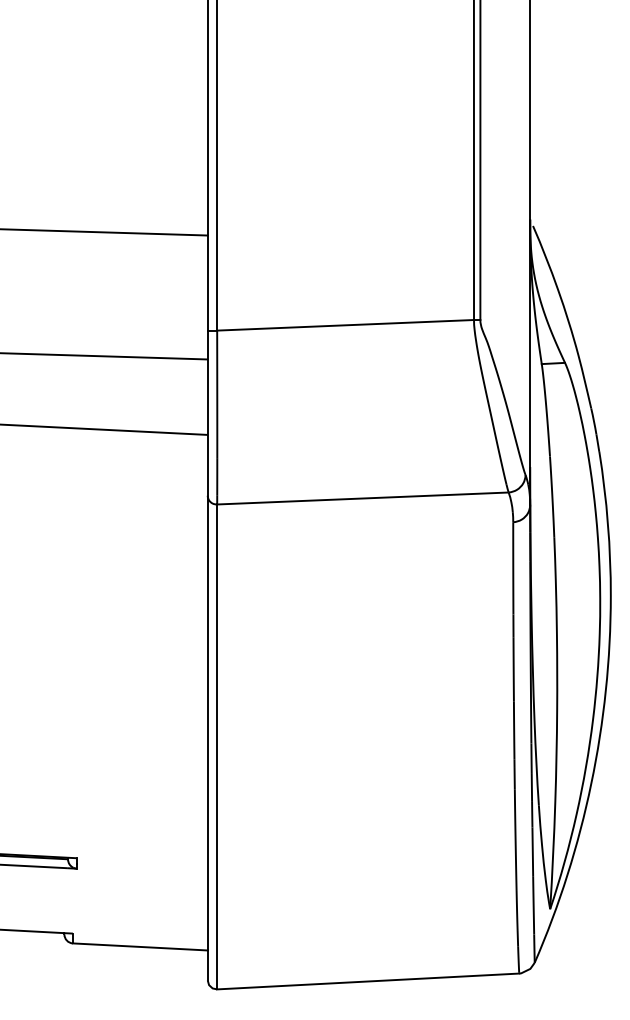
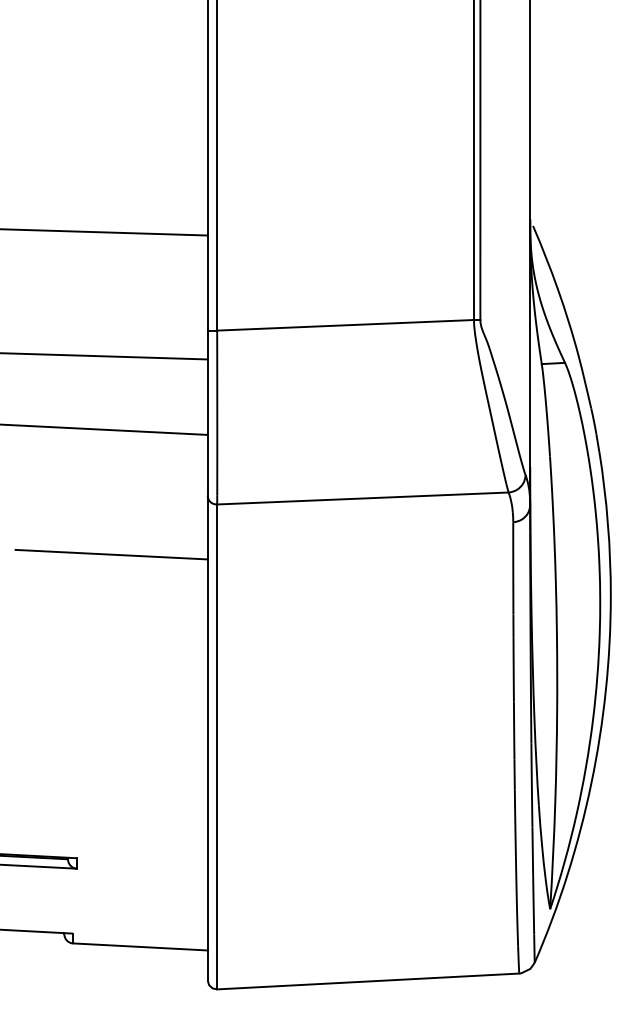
line: none -> present (111, 554)
